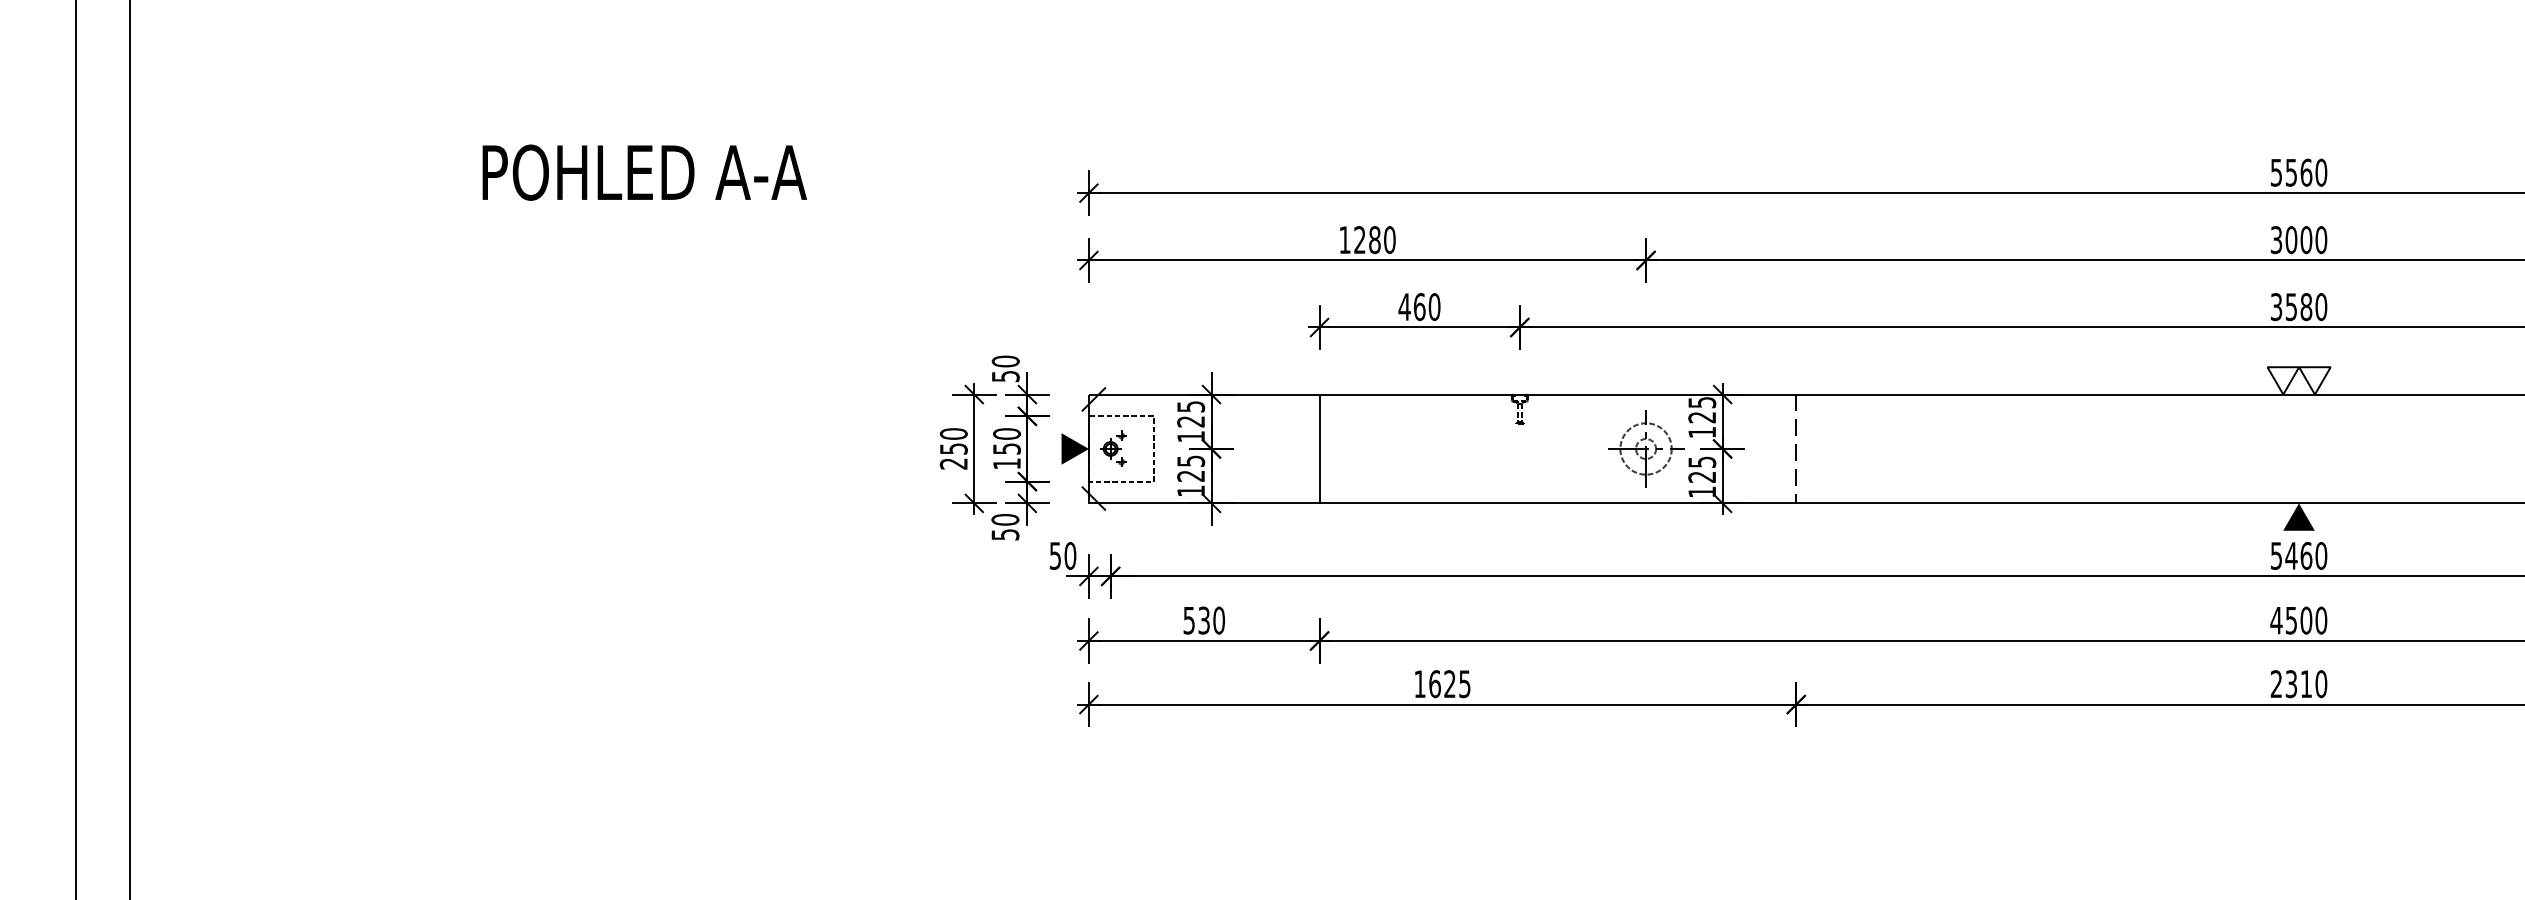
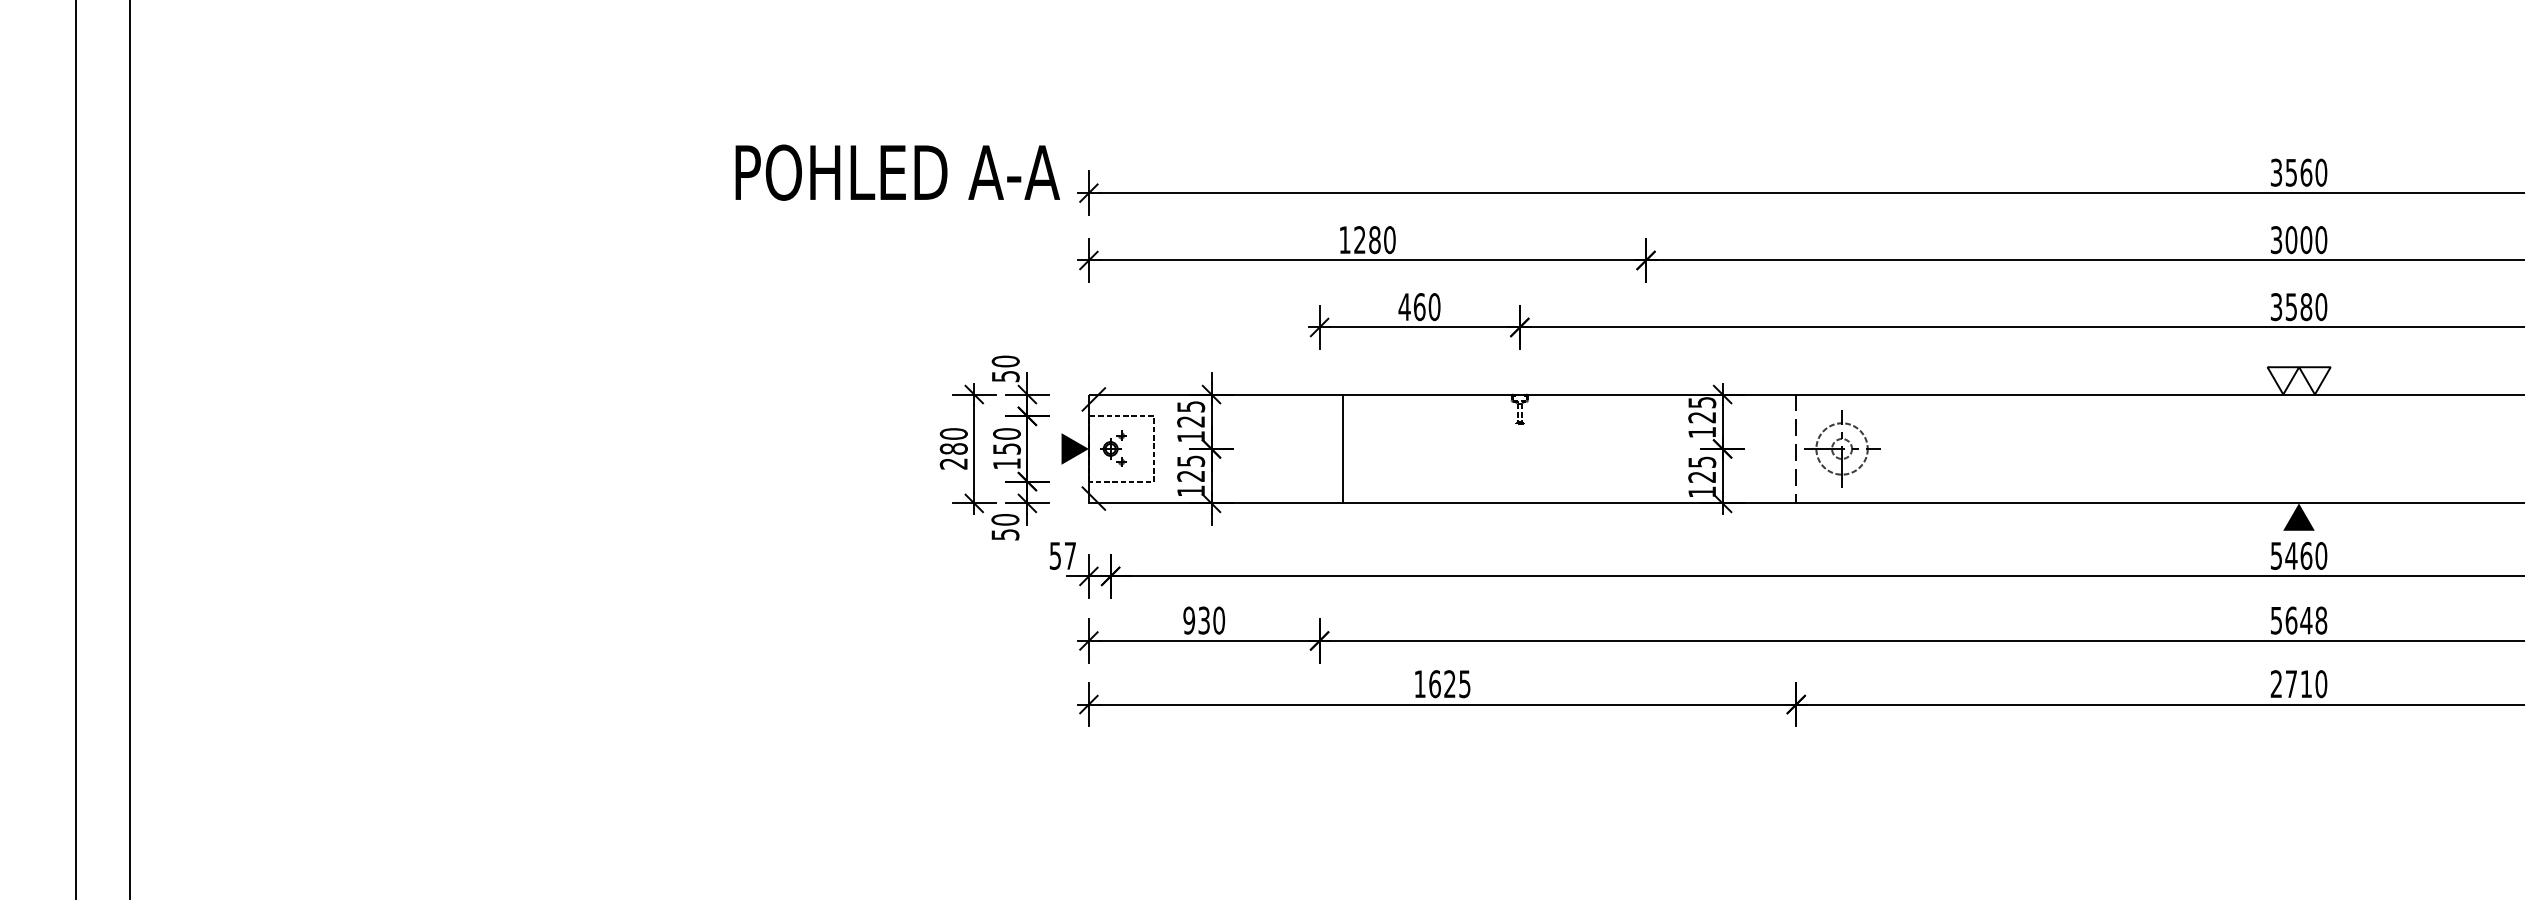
text: 5560 -> 3560 (2276, 171)
text position: (644, 172) -> (897, 172) (897, 172)
text: 250 -> 280 (953, 448)
line position: (1319, 448) -> (1342, 448) (1342, 448)
part position: (1646, 448) -> (1842, 448) (1842, 448)
text: 50 -> 57 (1070, 555)
text: 530 -> 930 (1189, 620)
text: 4500 -> 5648 (2298, 620)
text: 2310 -> 2710 (2291, 684)
